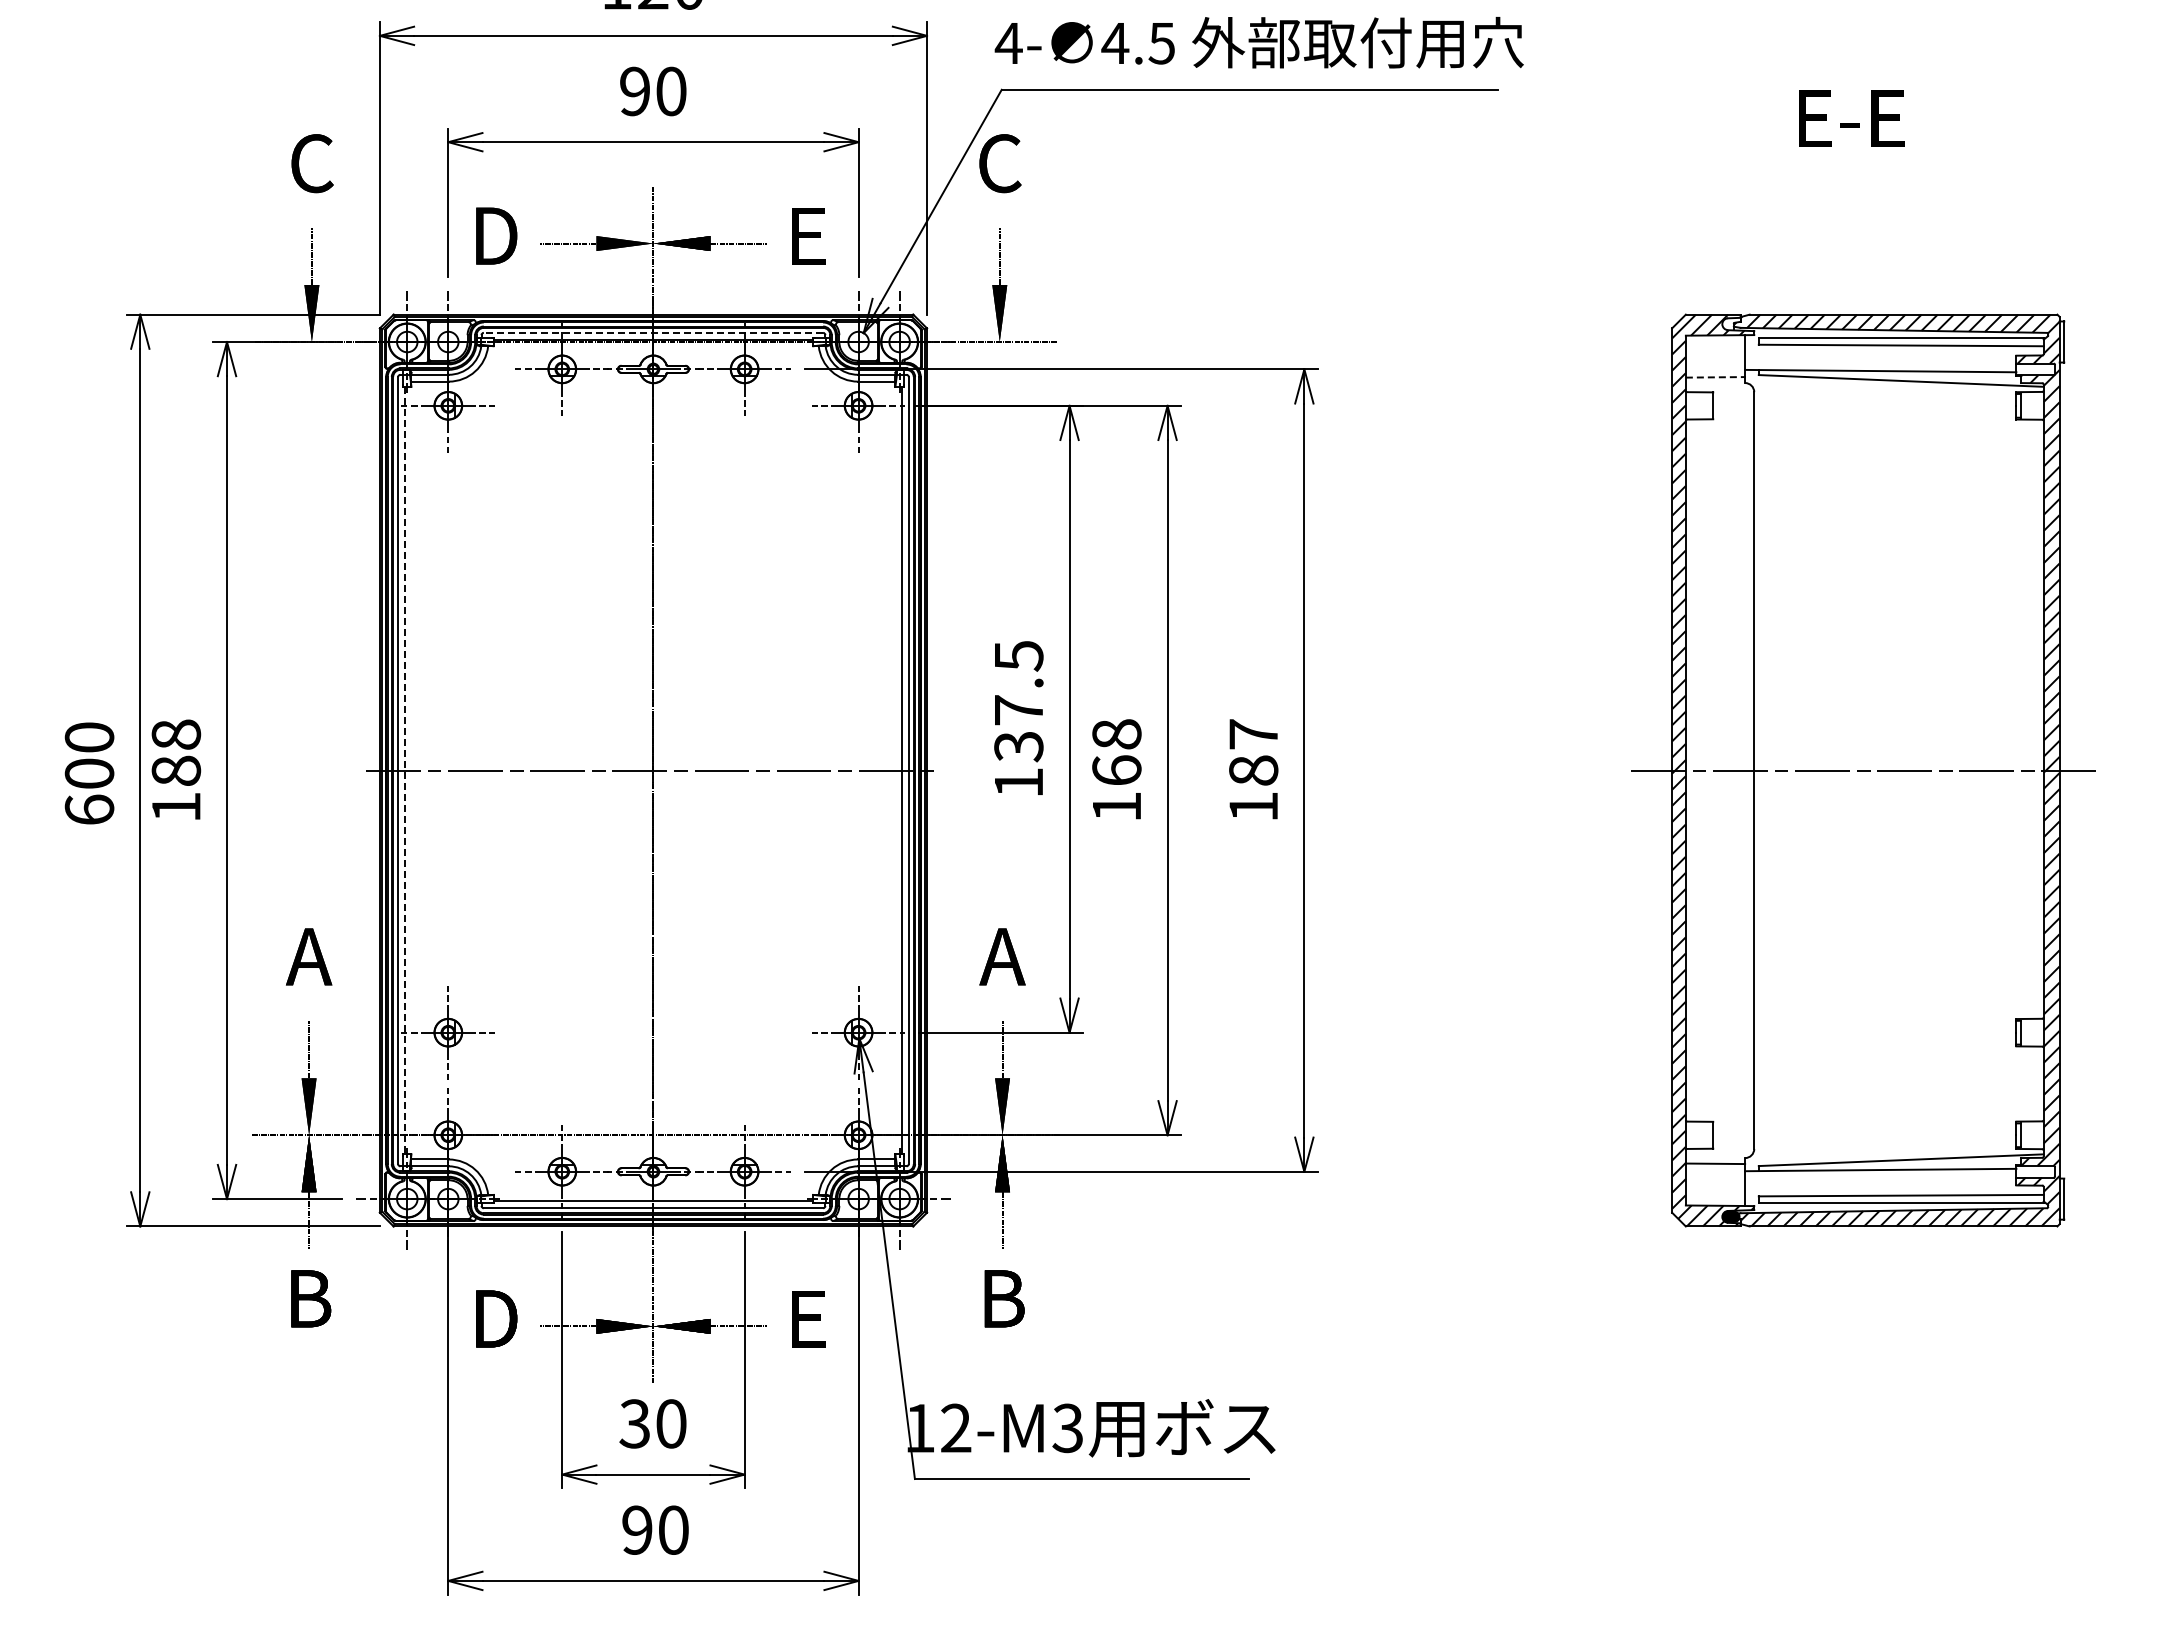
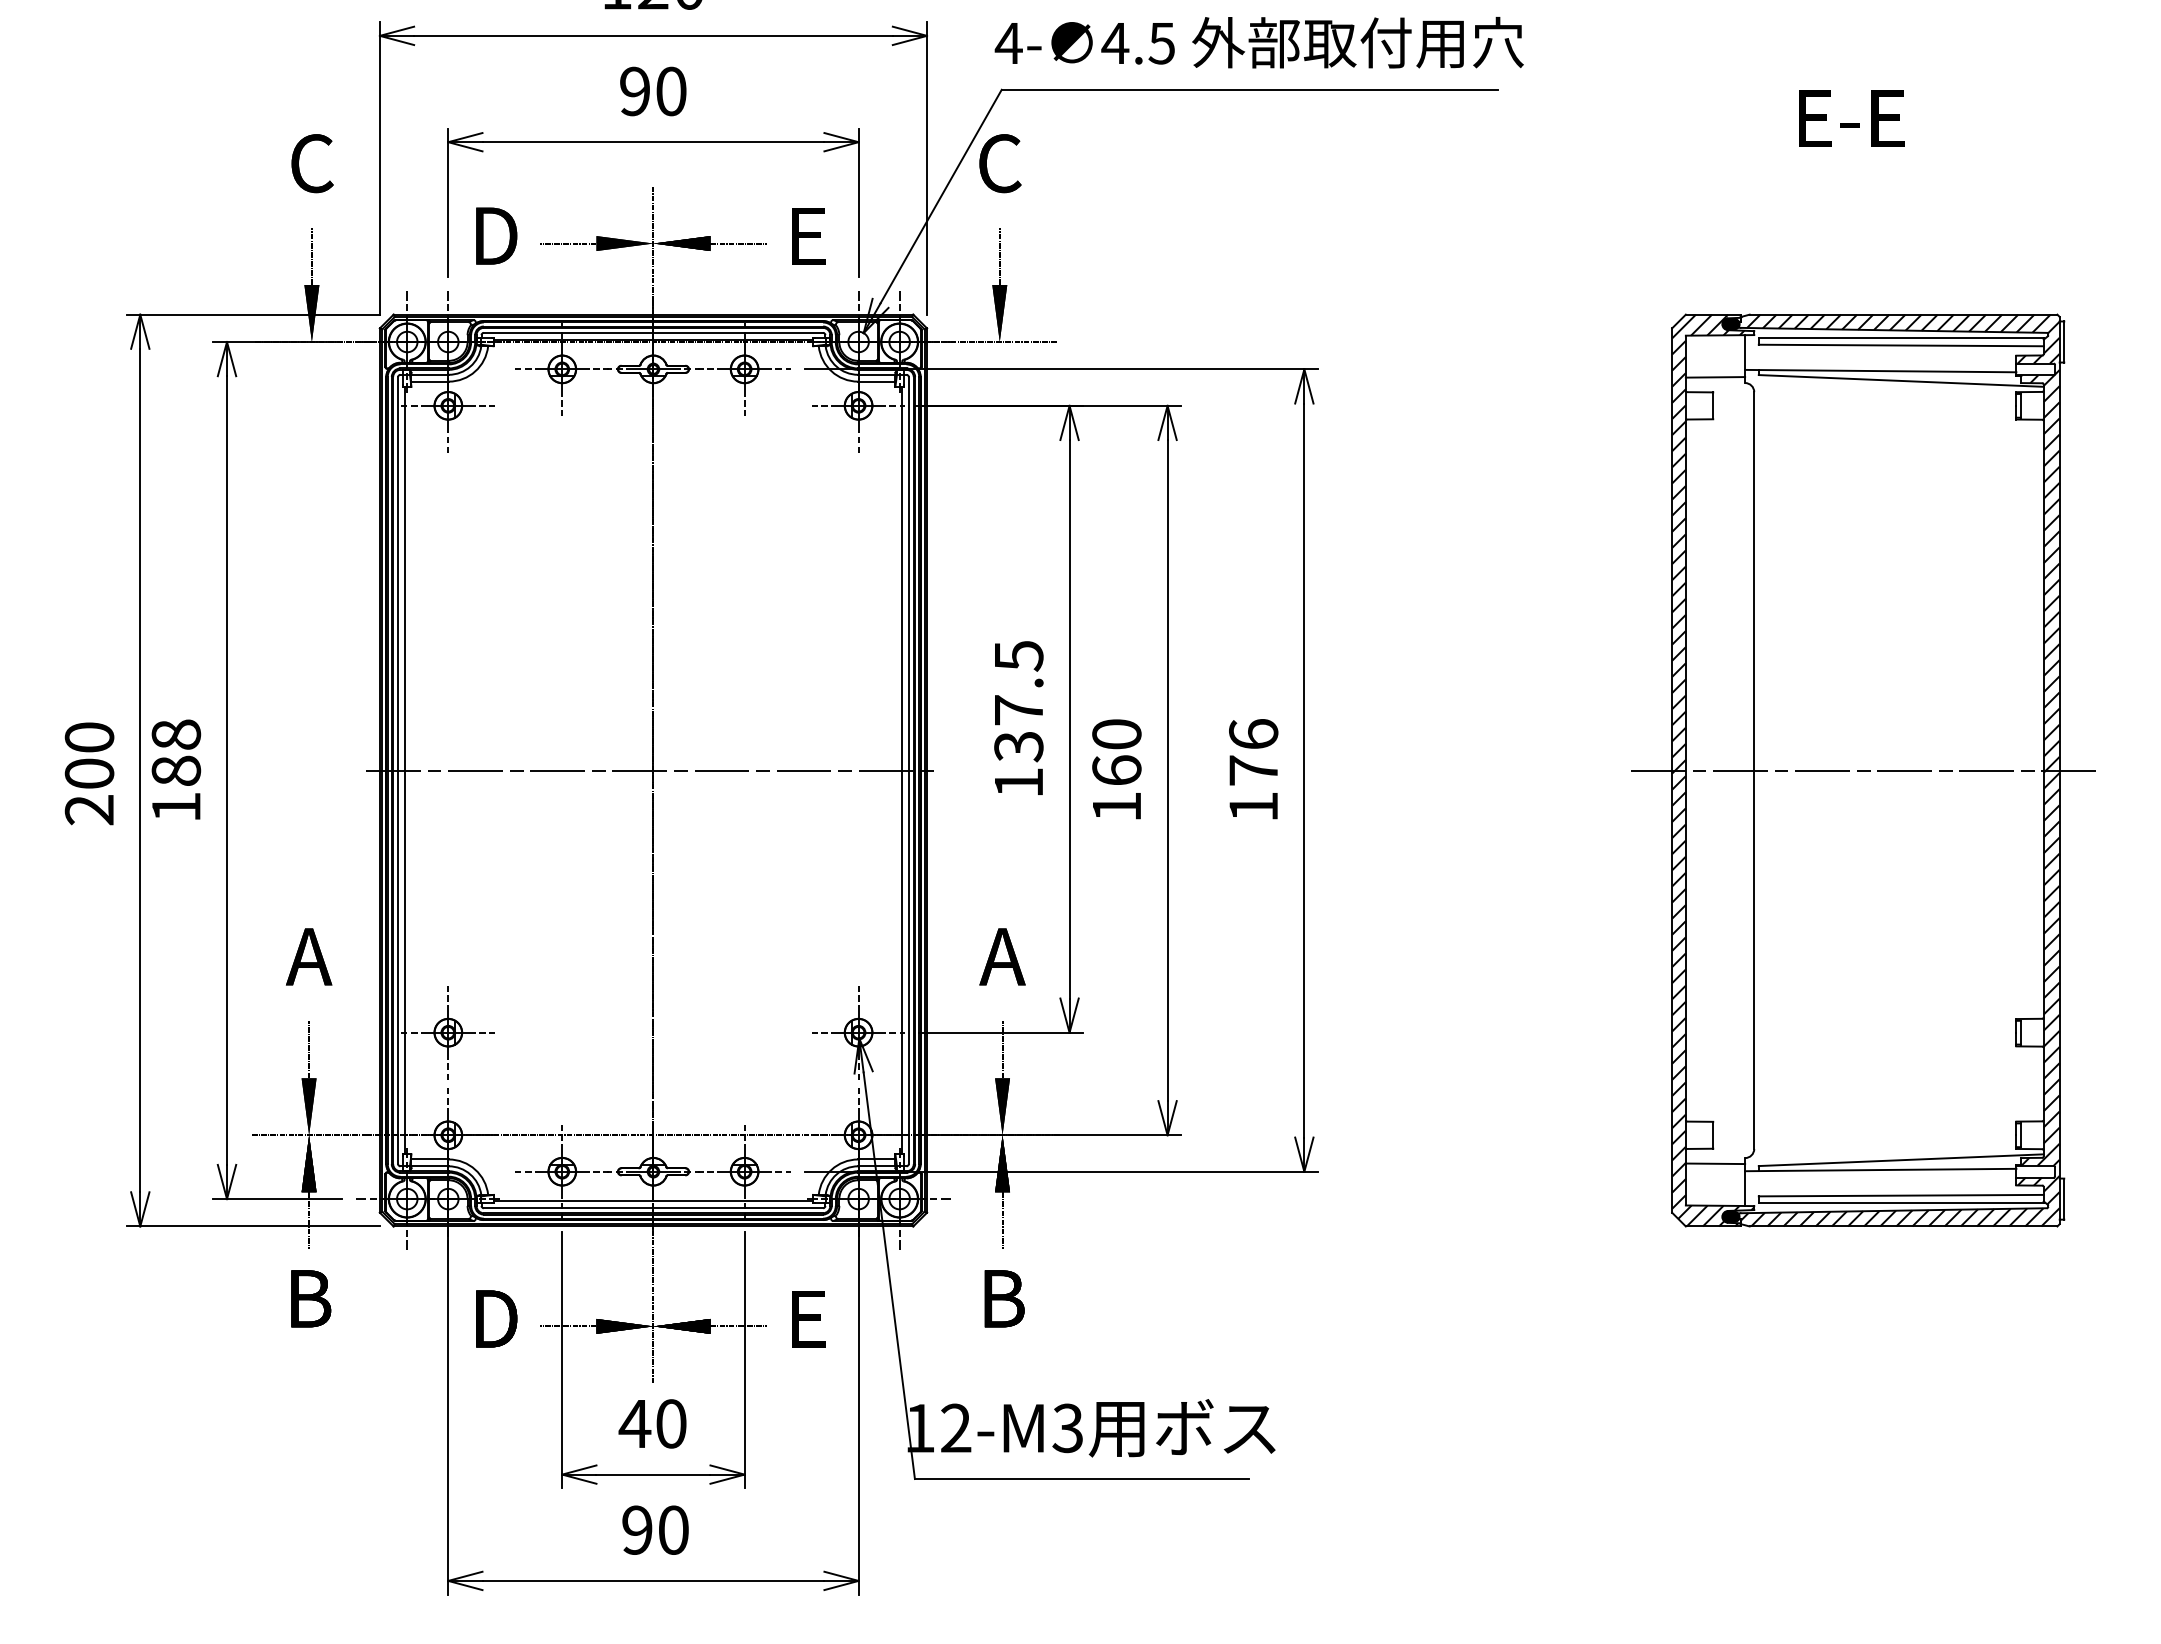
fill: none -> present (1731, 324)
line: dashed -> solid (653, 332)
line: dashed -> solid (1715, 377)
text: 168 -> 160 (1116, 734)
text: 187 -> 176 (1253, 752)
line: dashed -> solid (404, 770)
text: 600 -> 200 (89, 809)
text: 30 -> 40 (634, 1423)
